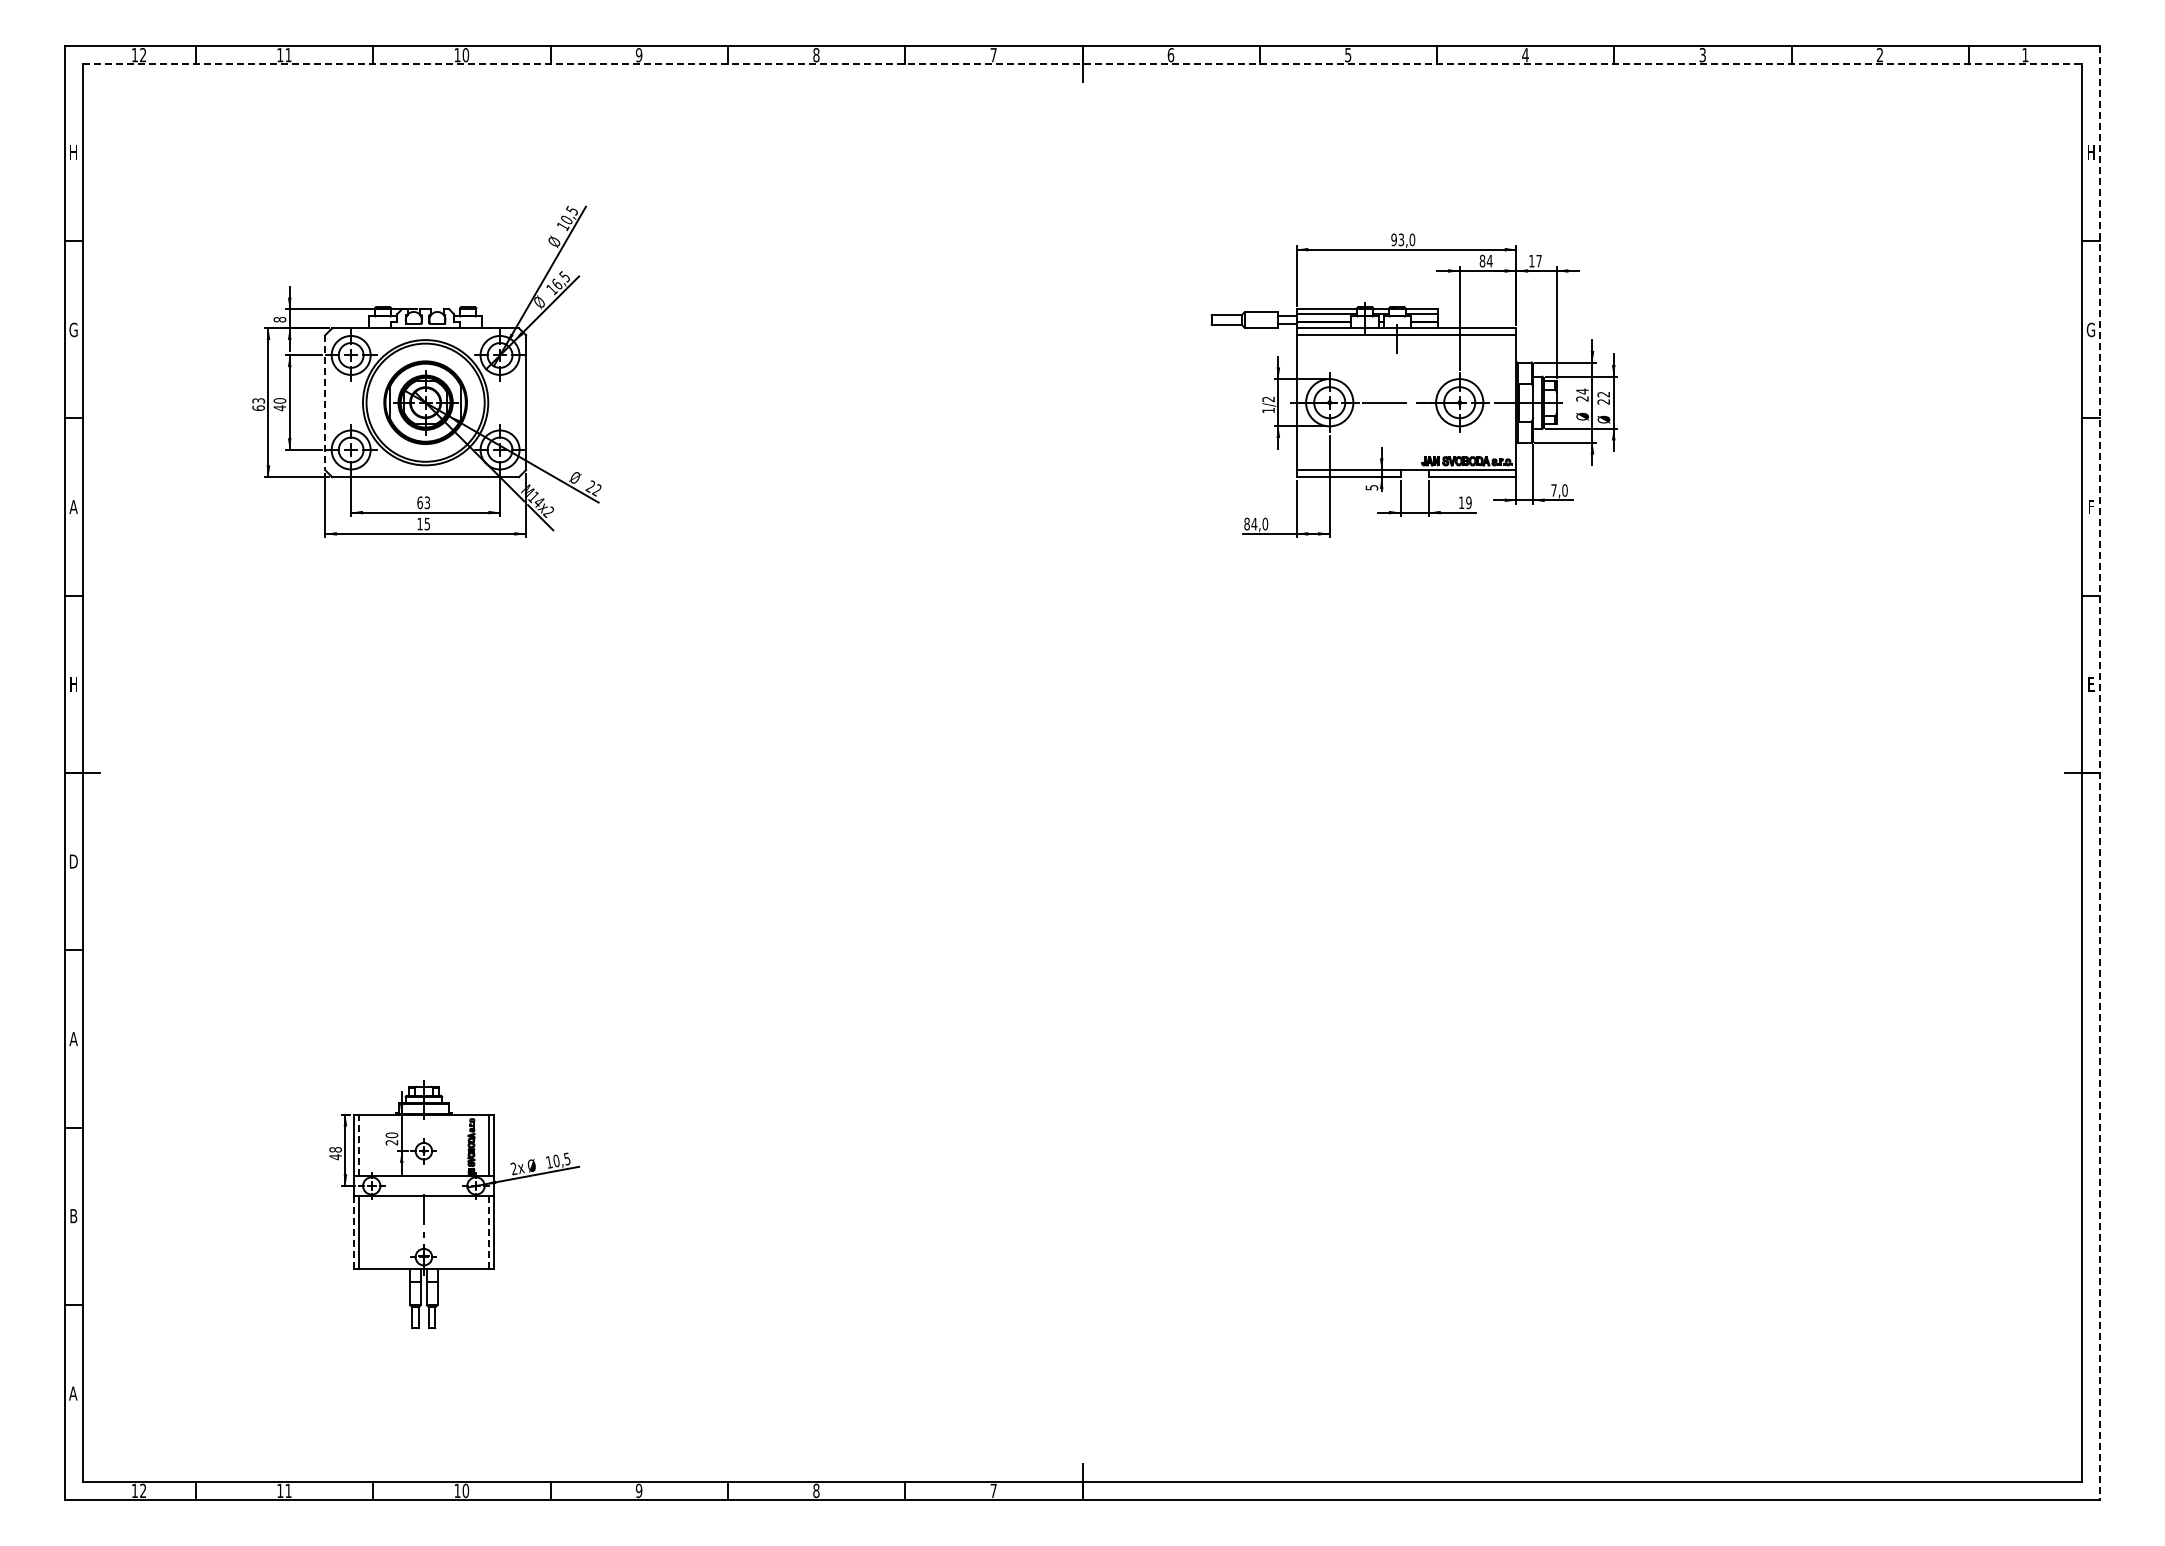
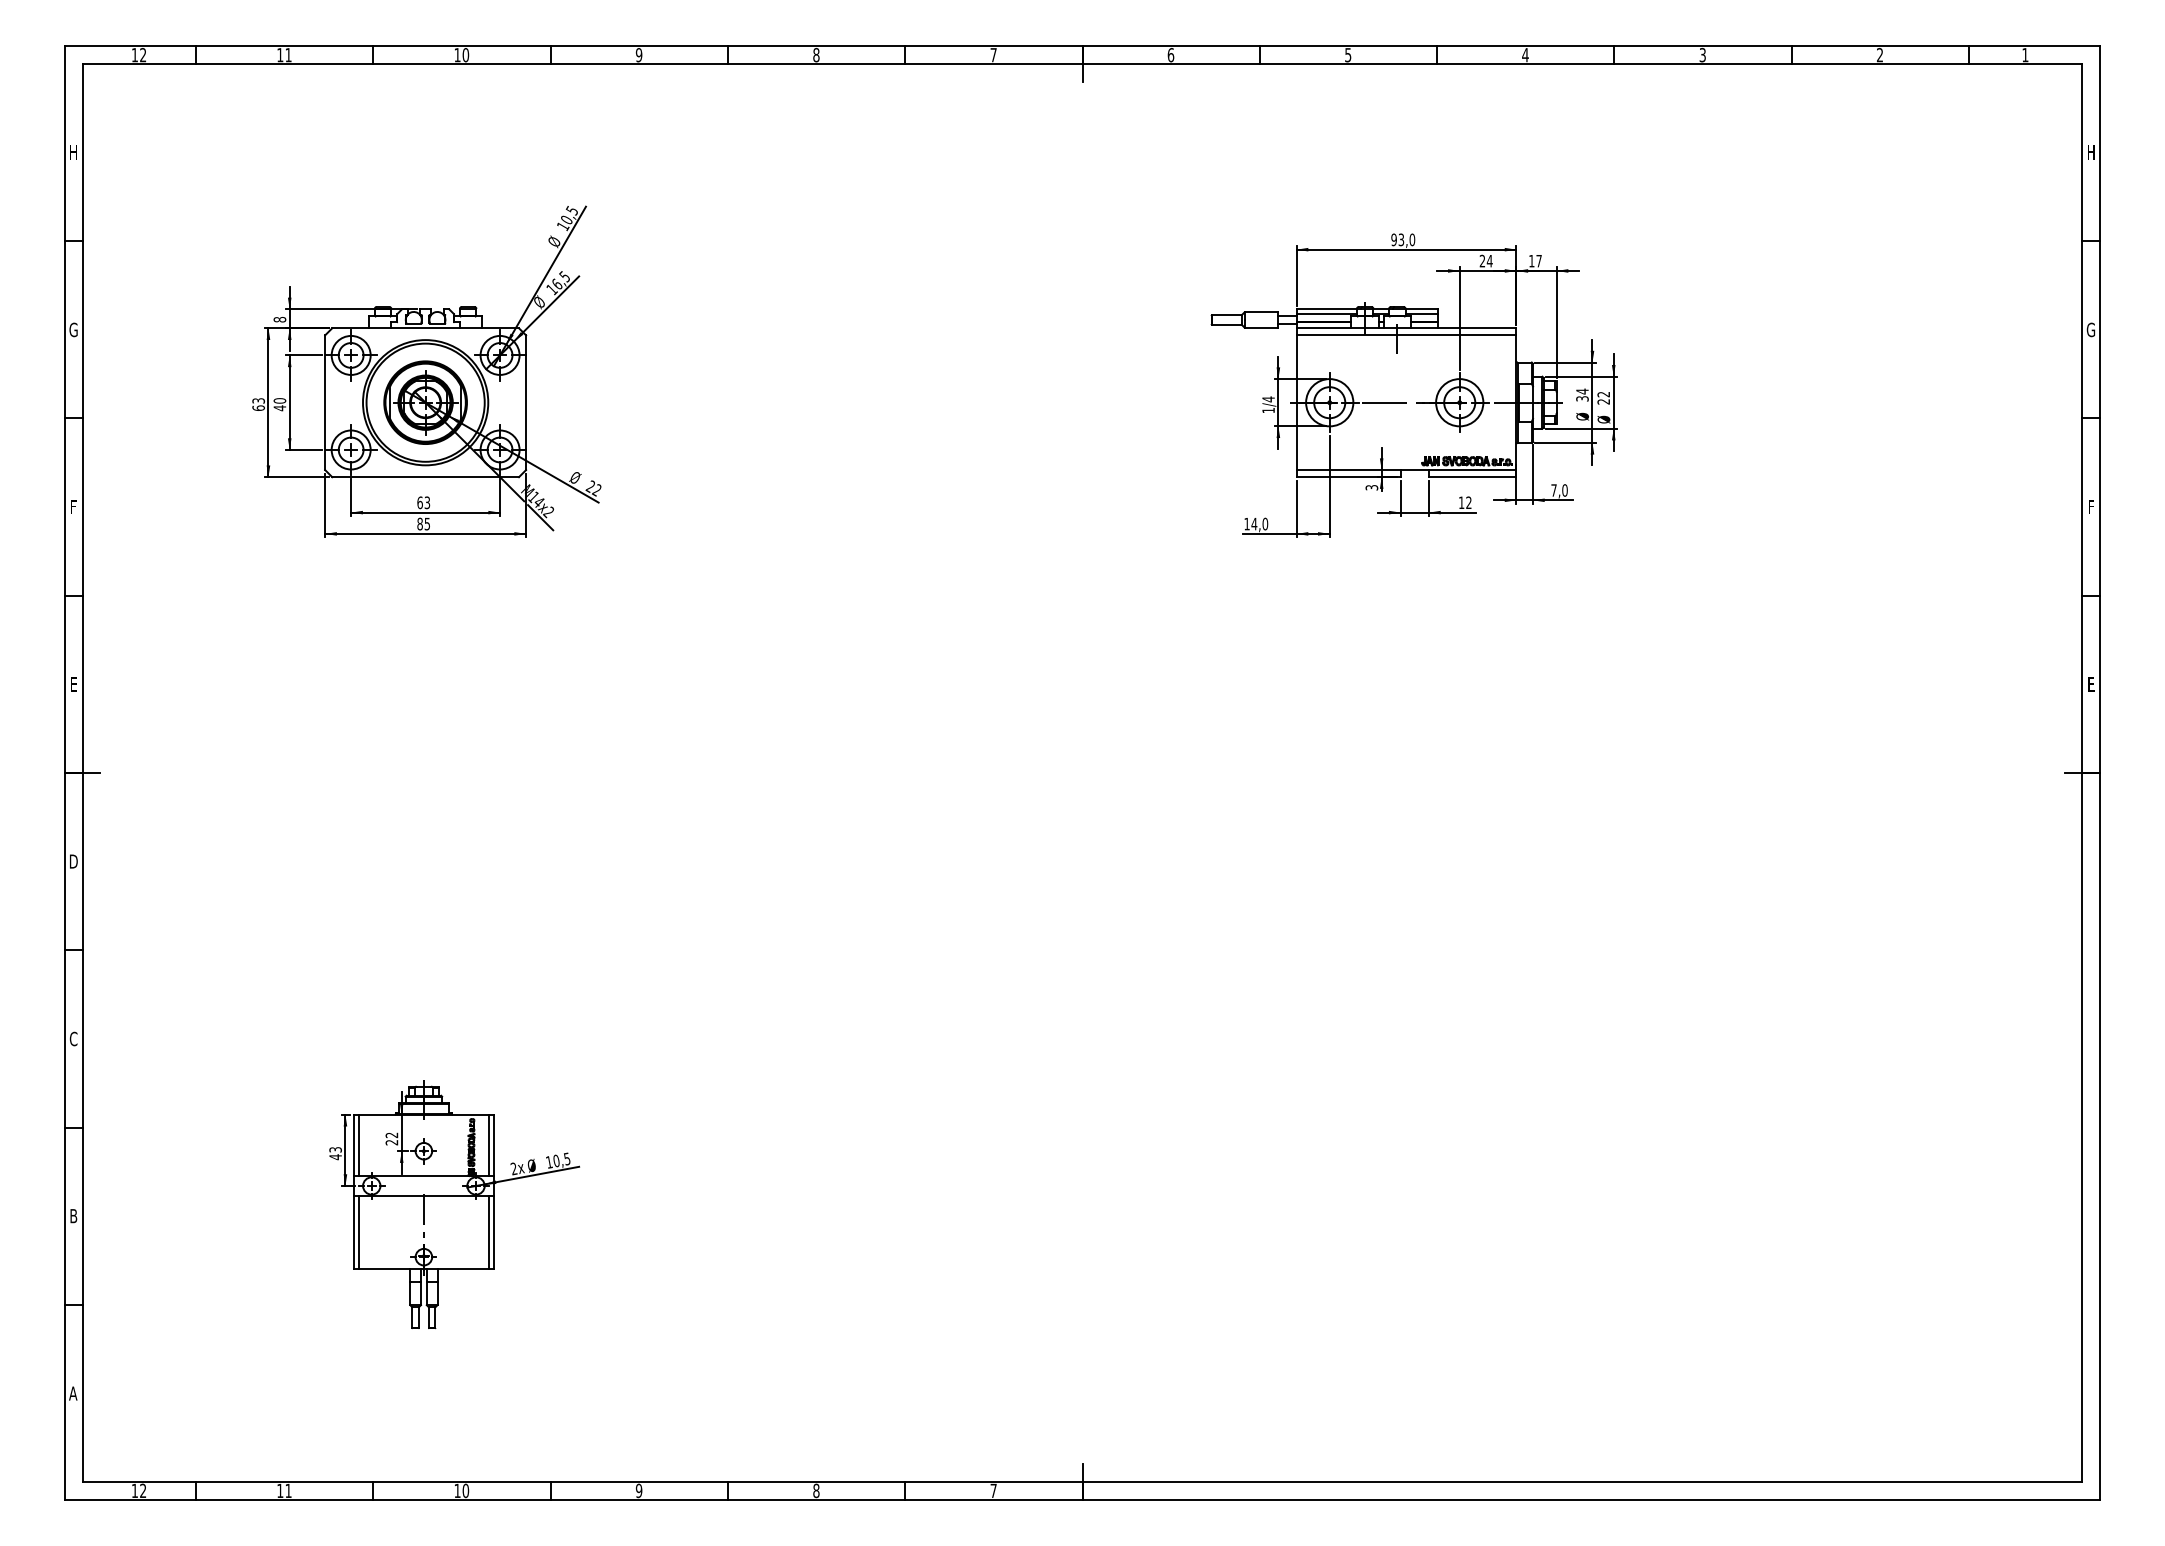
line: dashed -> solid (1082, 63)
text: 84 -> 24 (1482, 260)
text: 24 -> 34 (1582, 398)
text: 1/2 -> 1/4 (1268, 399)
line: dashed -> solid (325, 403)
text: 5 -> 3 (1370, 487)
text: 19 -> 12 (1468, 502)
text: A -> F (73, 506)
text: 15 -> 85 (419, 523)
text: 84,0 -> 14,0 (1246, 523)
text: H -> E (73, 684)
line: dashed -> solid (2100, 772)
text: A -> C (73, 1038)
text: 20 -> 22 (391, 1135)
line: dashed -> solid (358, 1145)
text: 48 -> 43 (335, 1149)
line: dashed -> solid (353, 1231)
line: dashed -> solid (489, 1231)
